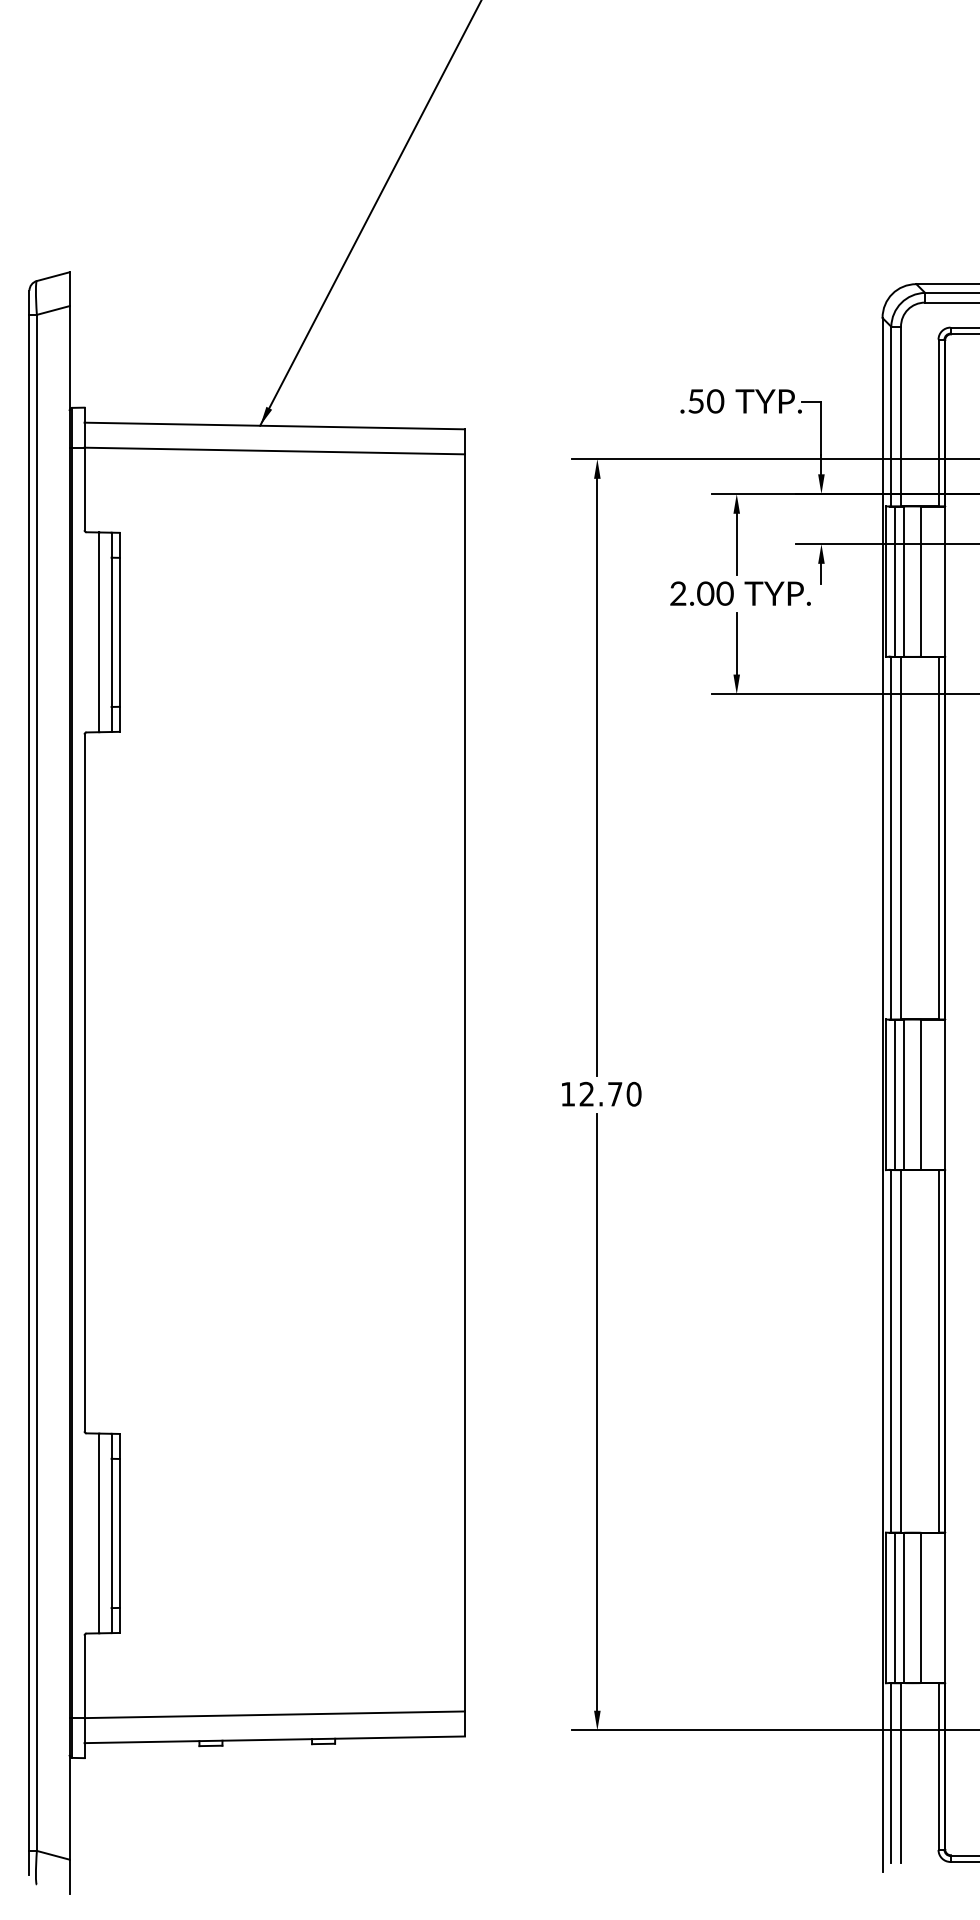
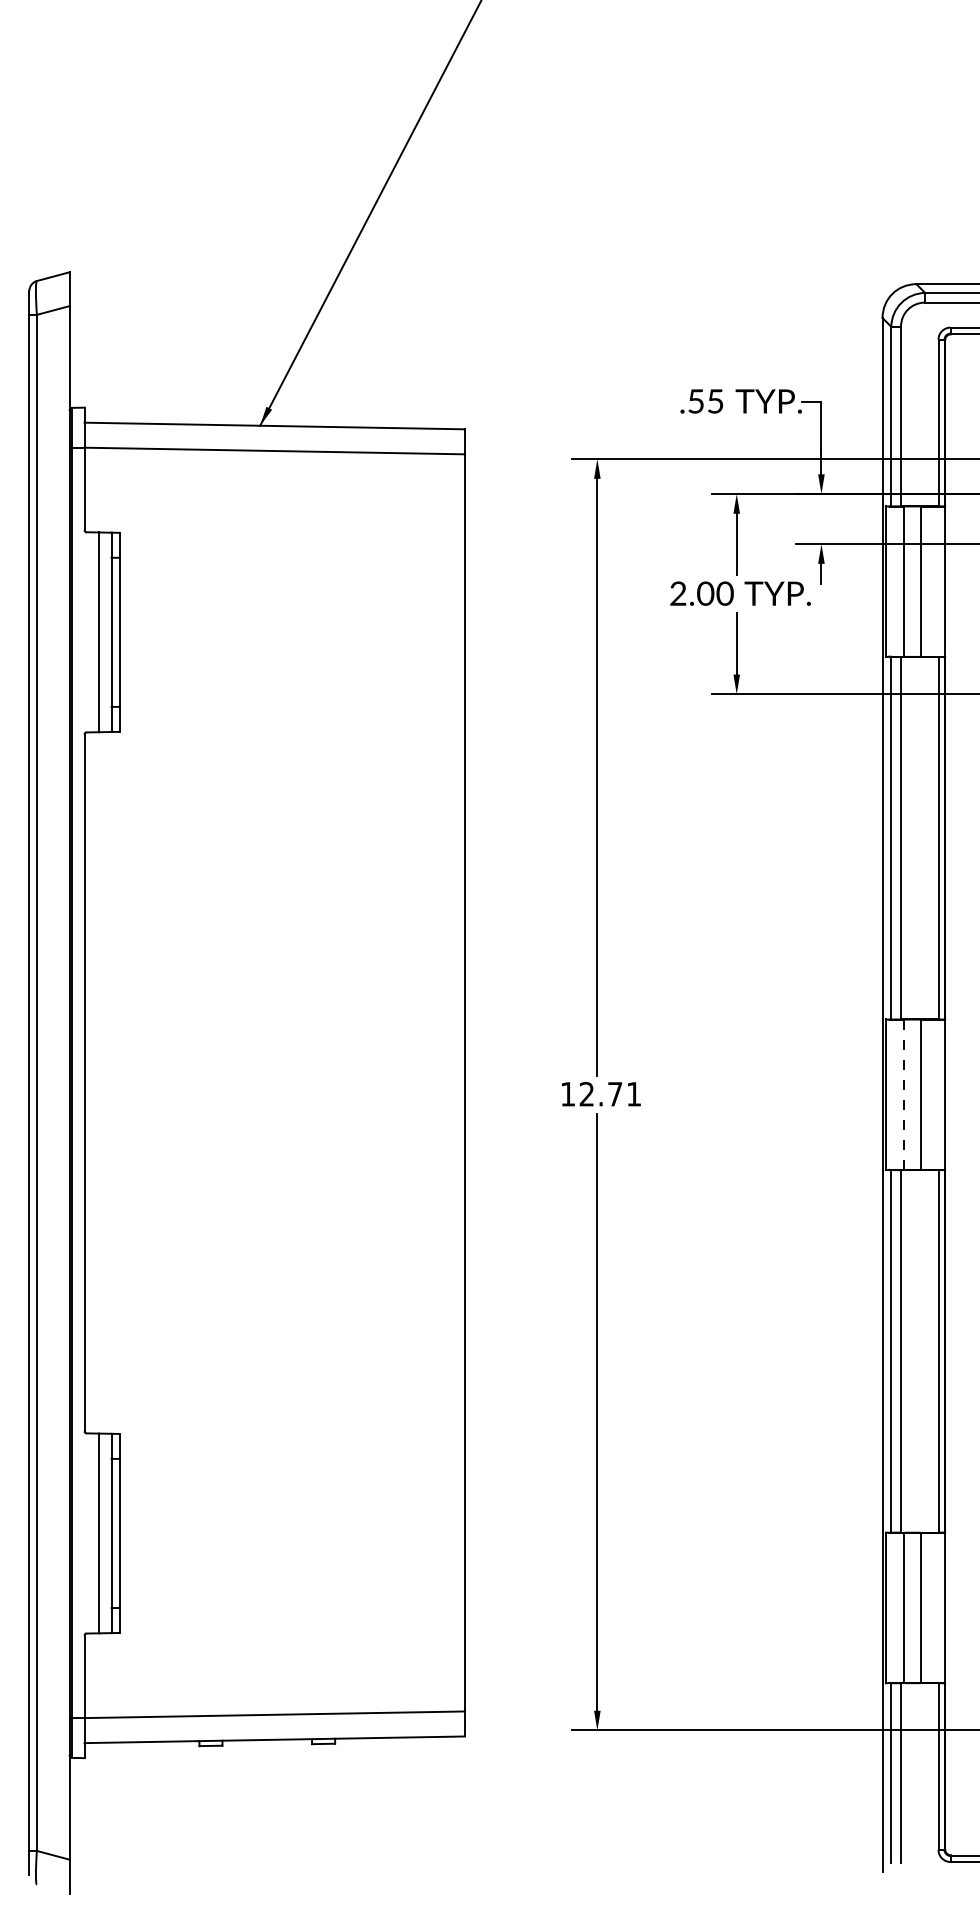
text: .50 -> .55 (715, 401)
line: present -> none (895, 581)
text: 12.70 -> 12.71 (633, 1093)
line: present -> none (895, 1094)
line: solid -> dashed (903, 1095)
line: present -> none (895, 1607)
